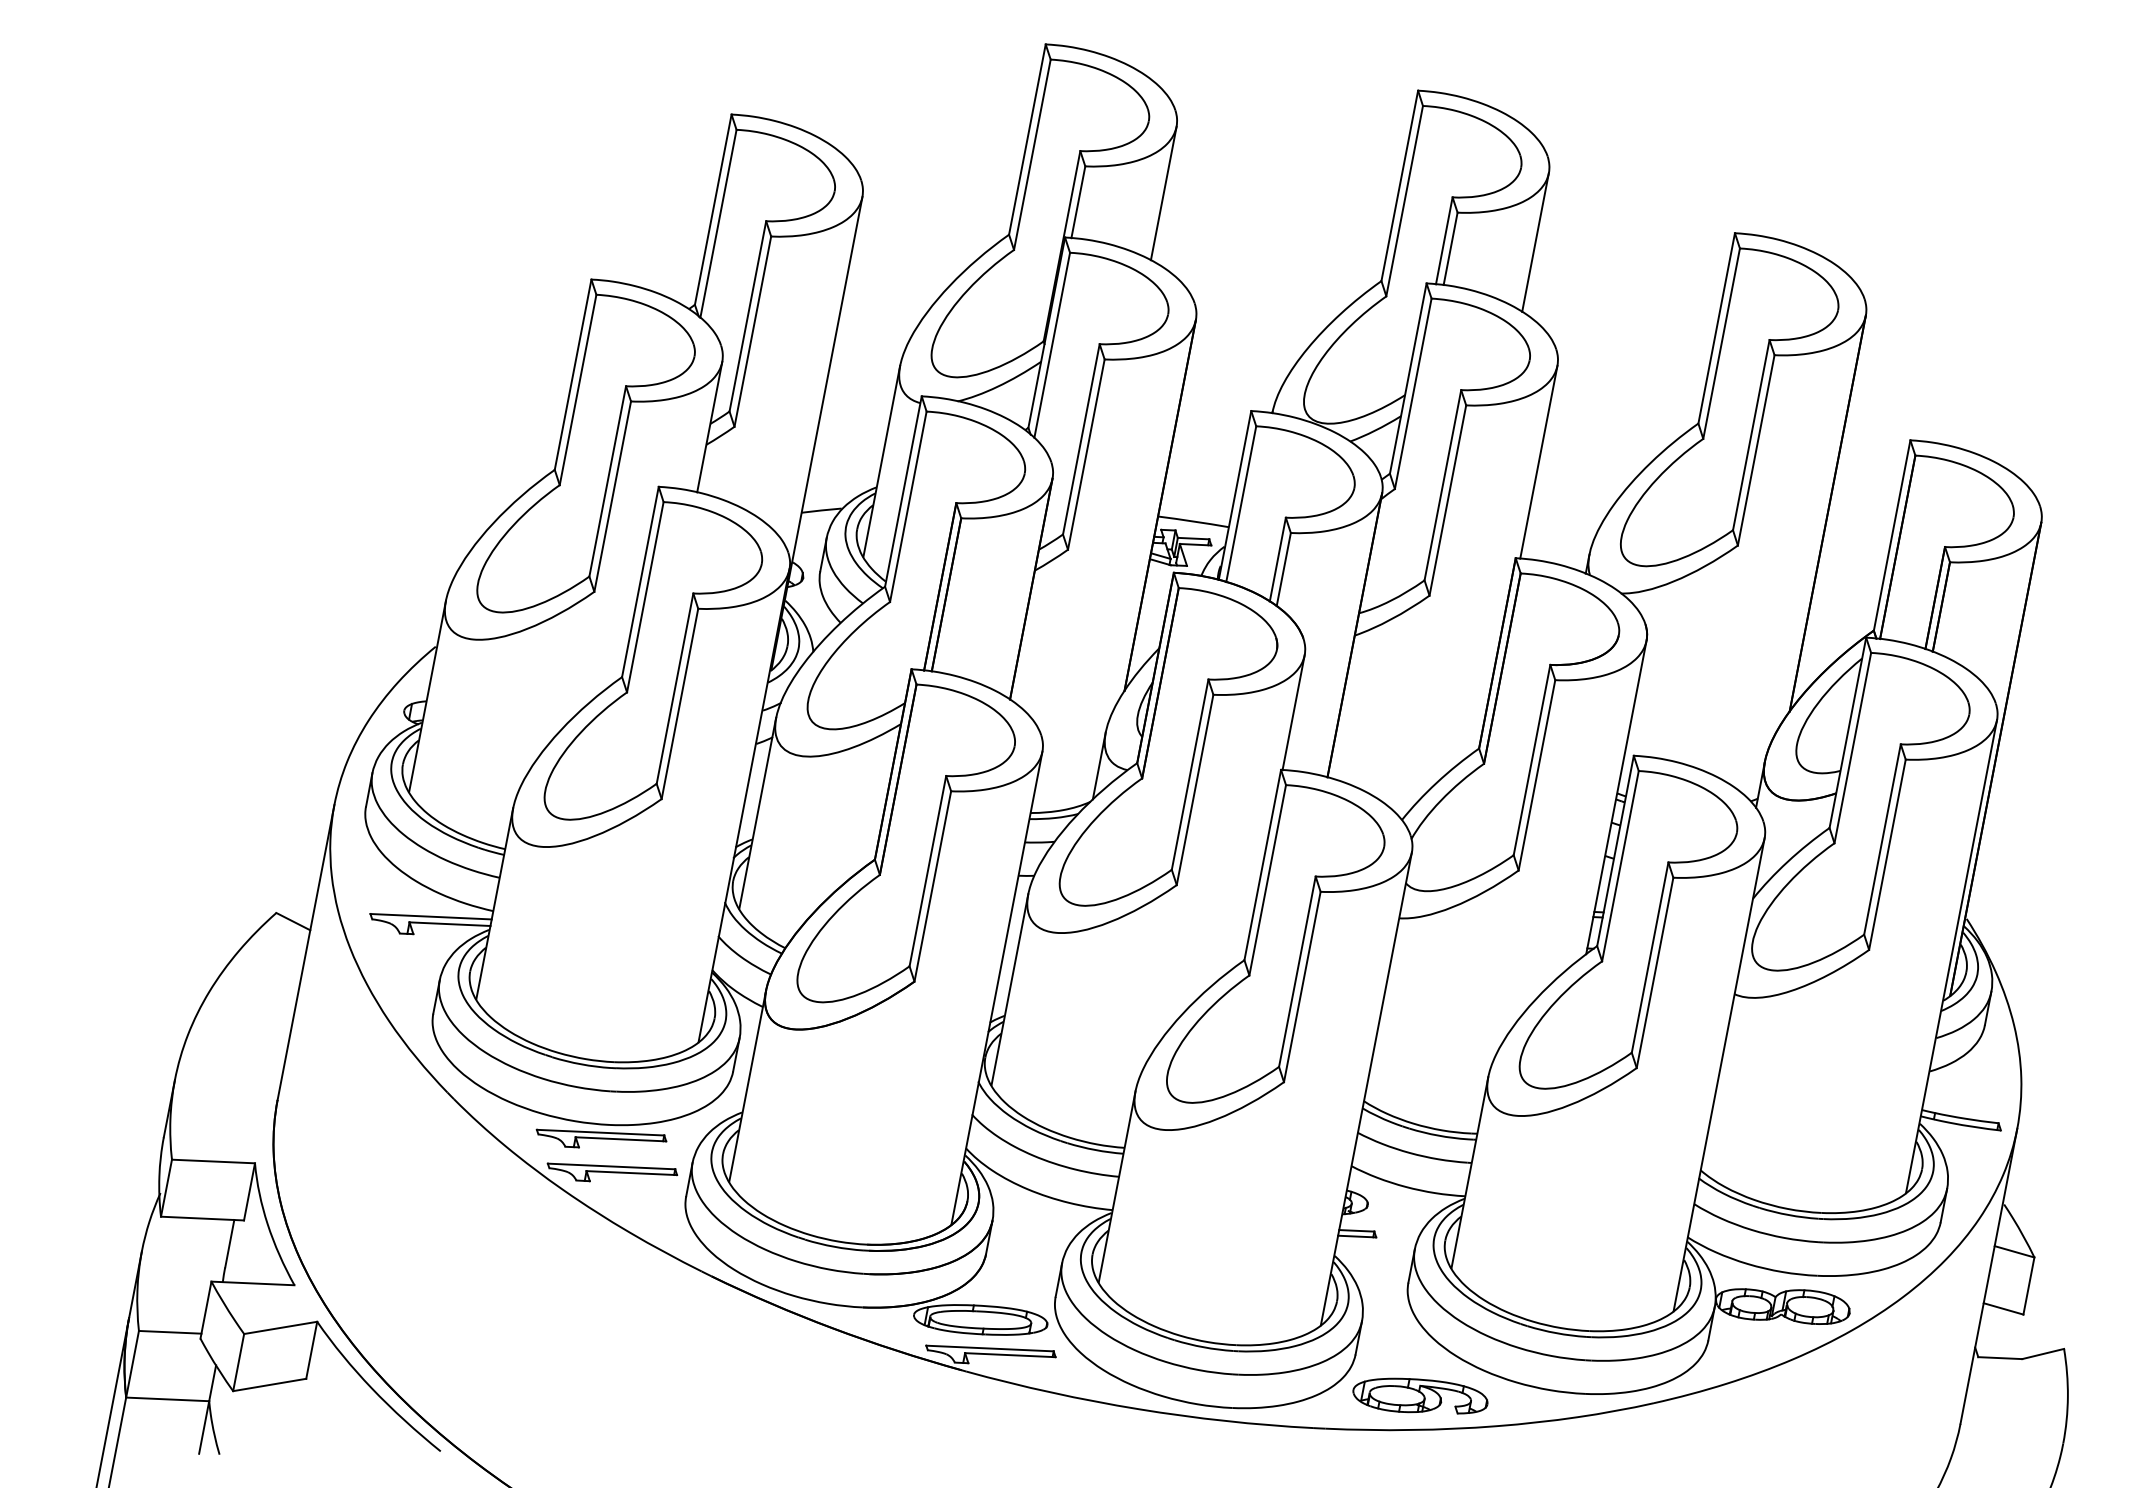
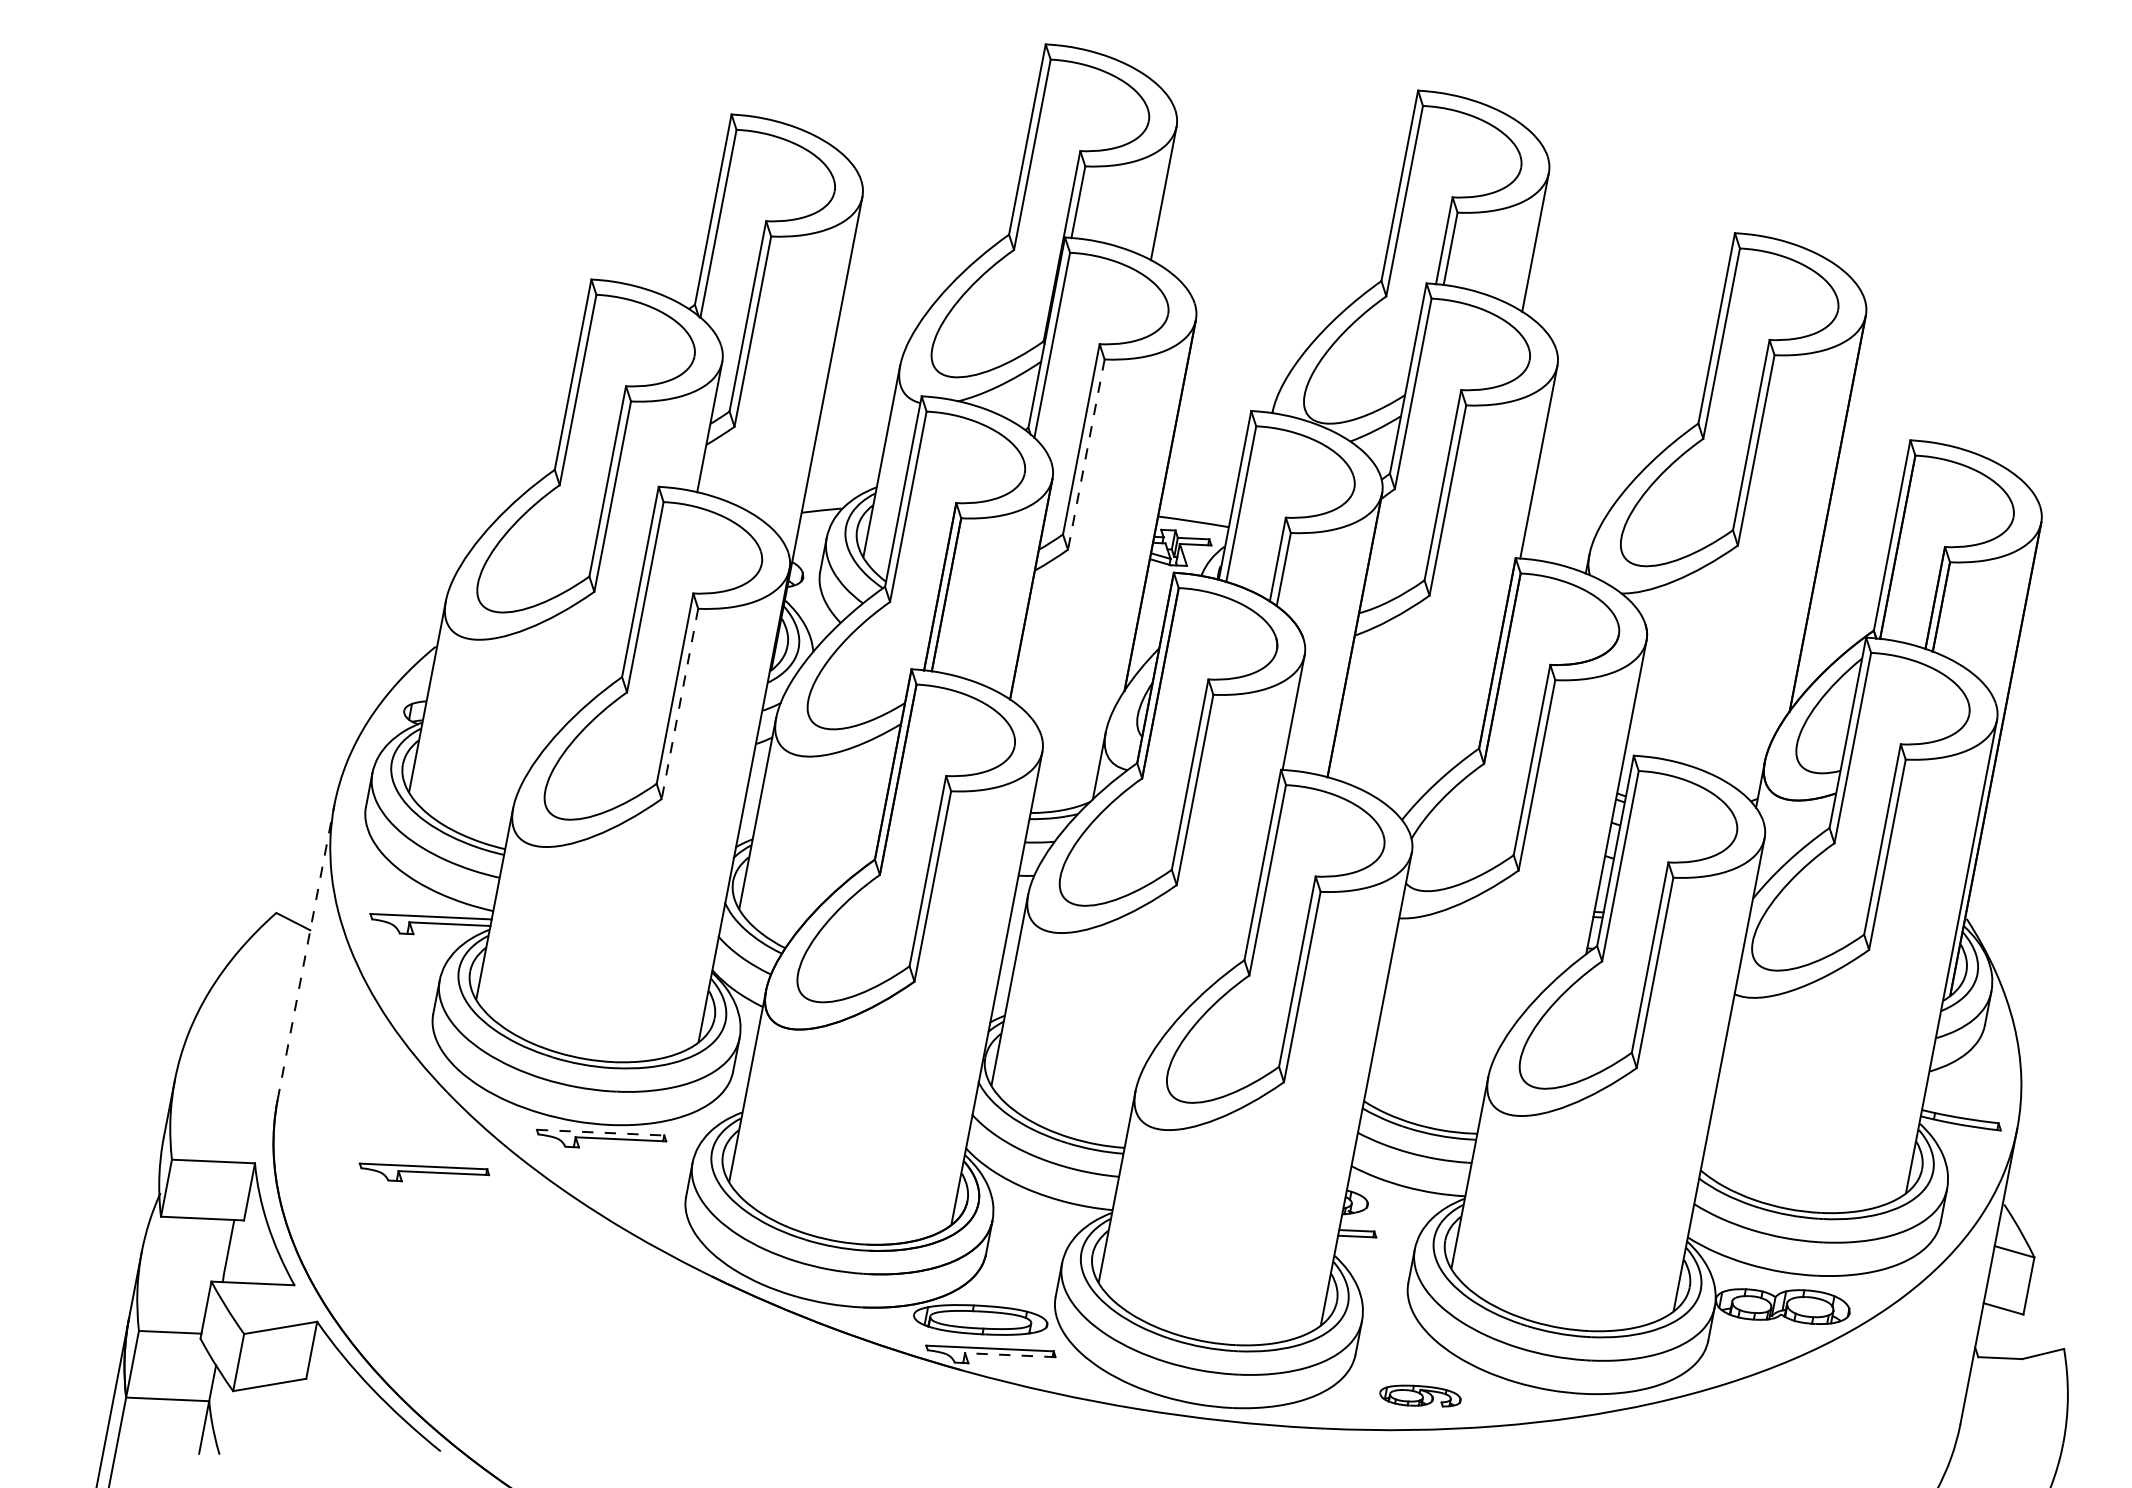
line: solid -> dashed (1086, 454)
line: solid -> dashed (679, 703)
line: solid -> dashed (306, 951)
line: solid -> dashed (600, 1132)
part position: (612, 1172) -> (424, 1172) (424, 1172)
line: solid -> dashed (1009, 1355)
part size: 137x38 px -> 83x24 px (1420, 1395)
